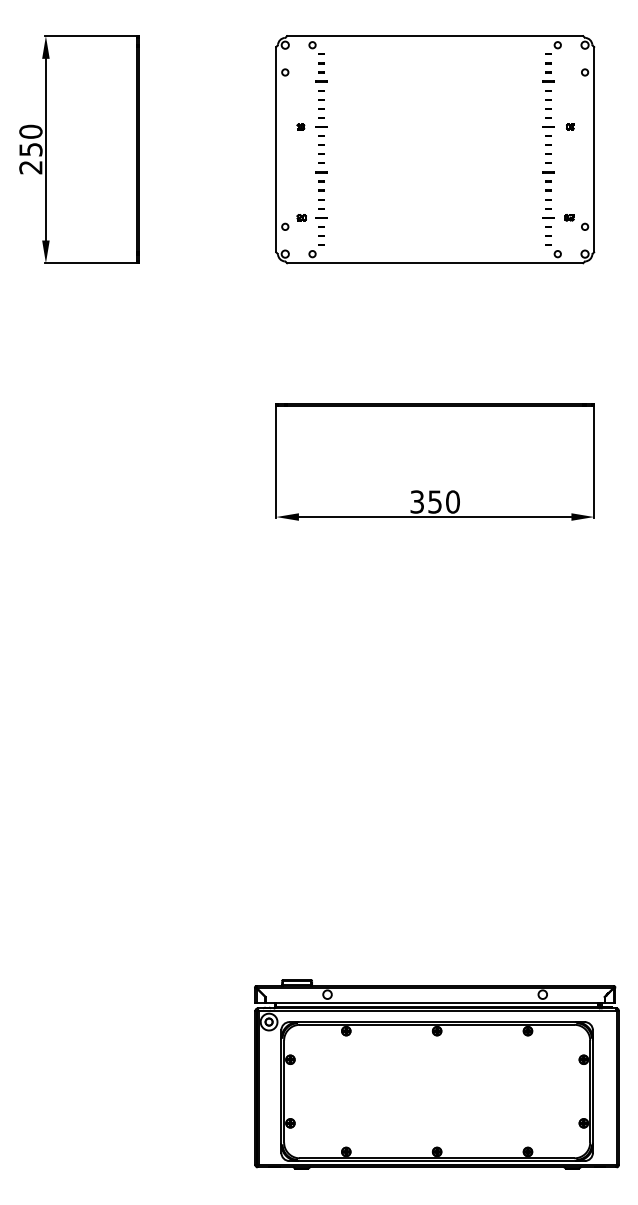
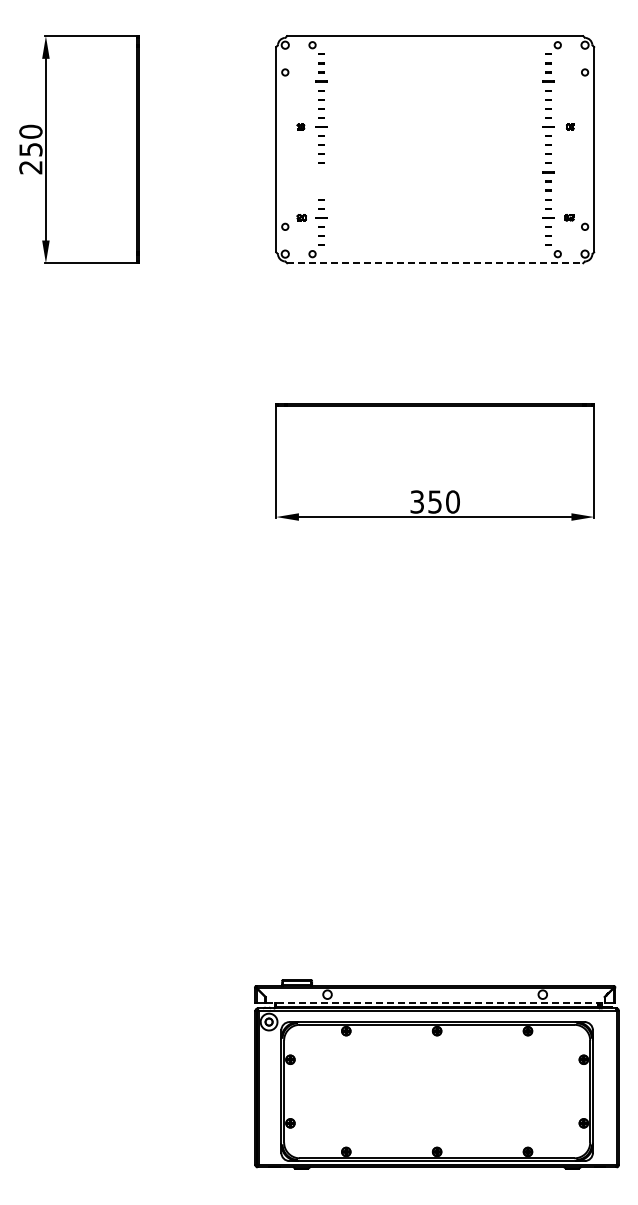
part: present -> none (321, 181)
line: solid -> dashed (435, 263)
line: solid -> dashed (435, 1002)
